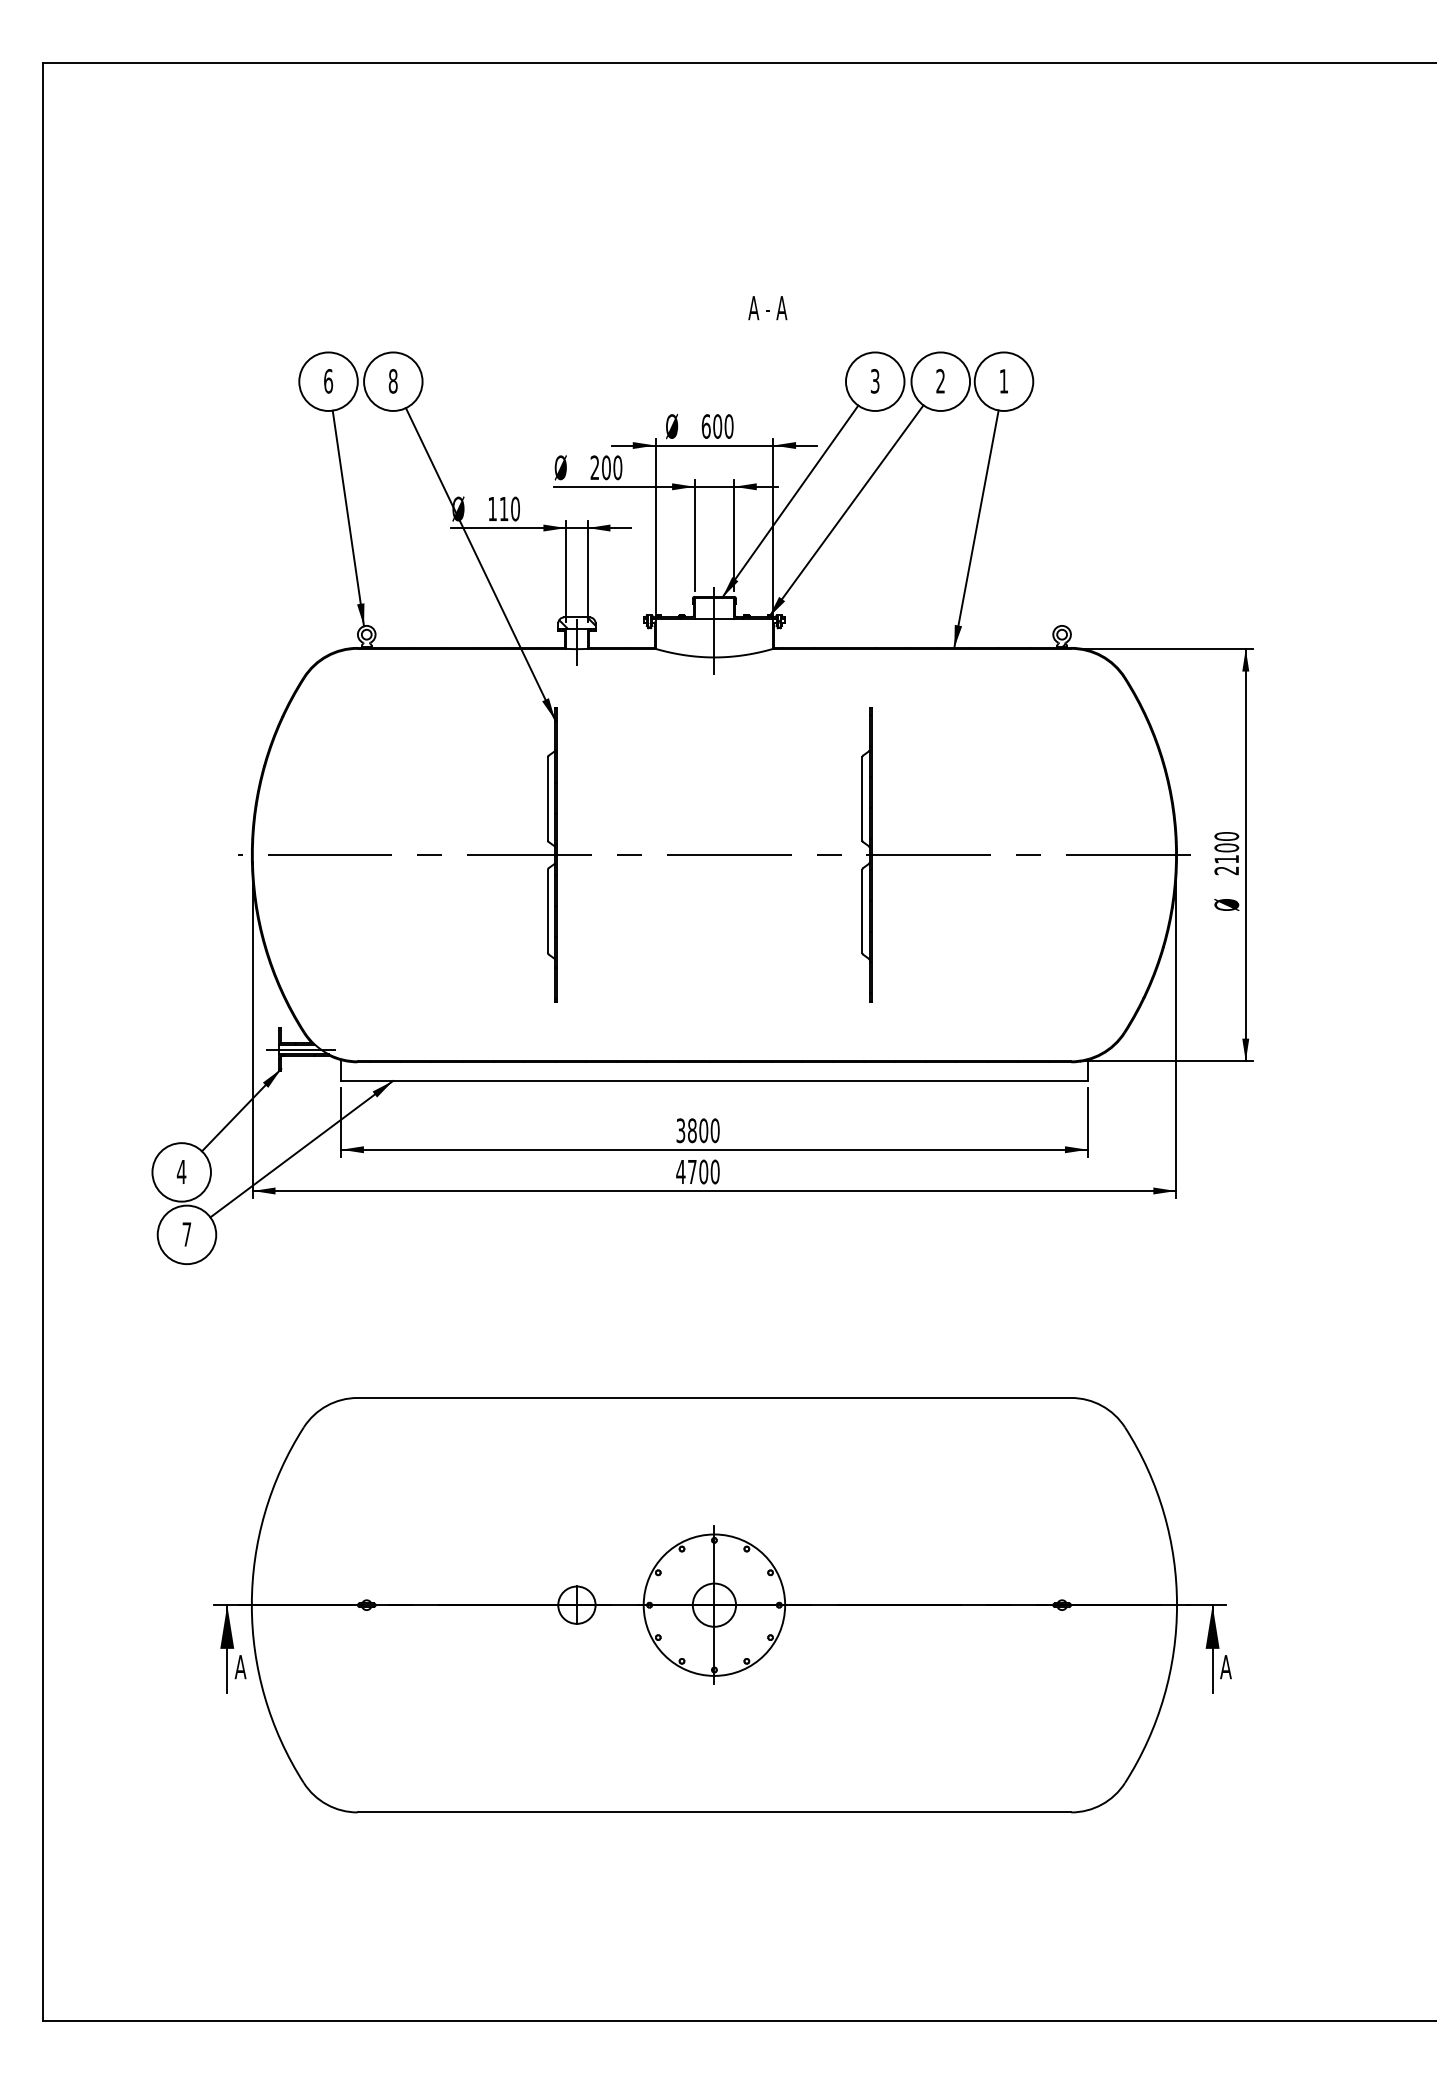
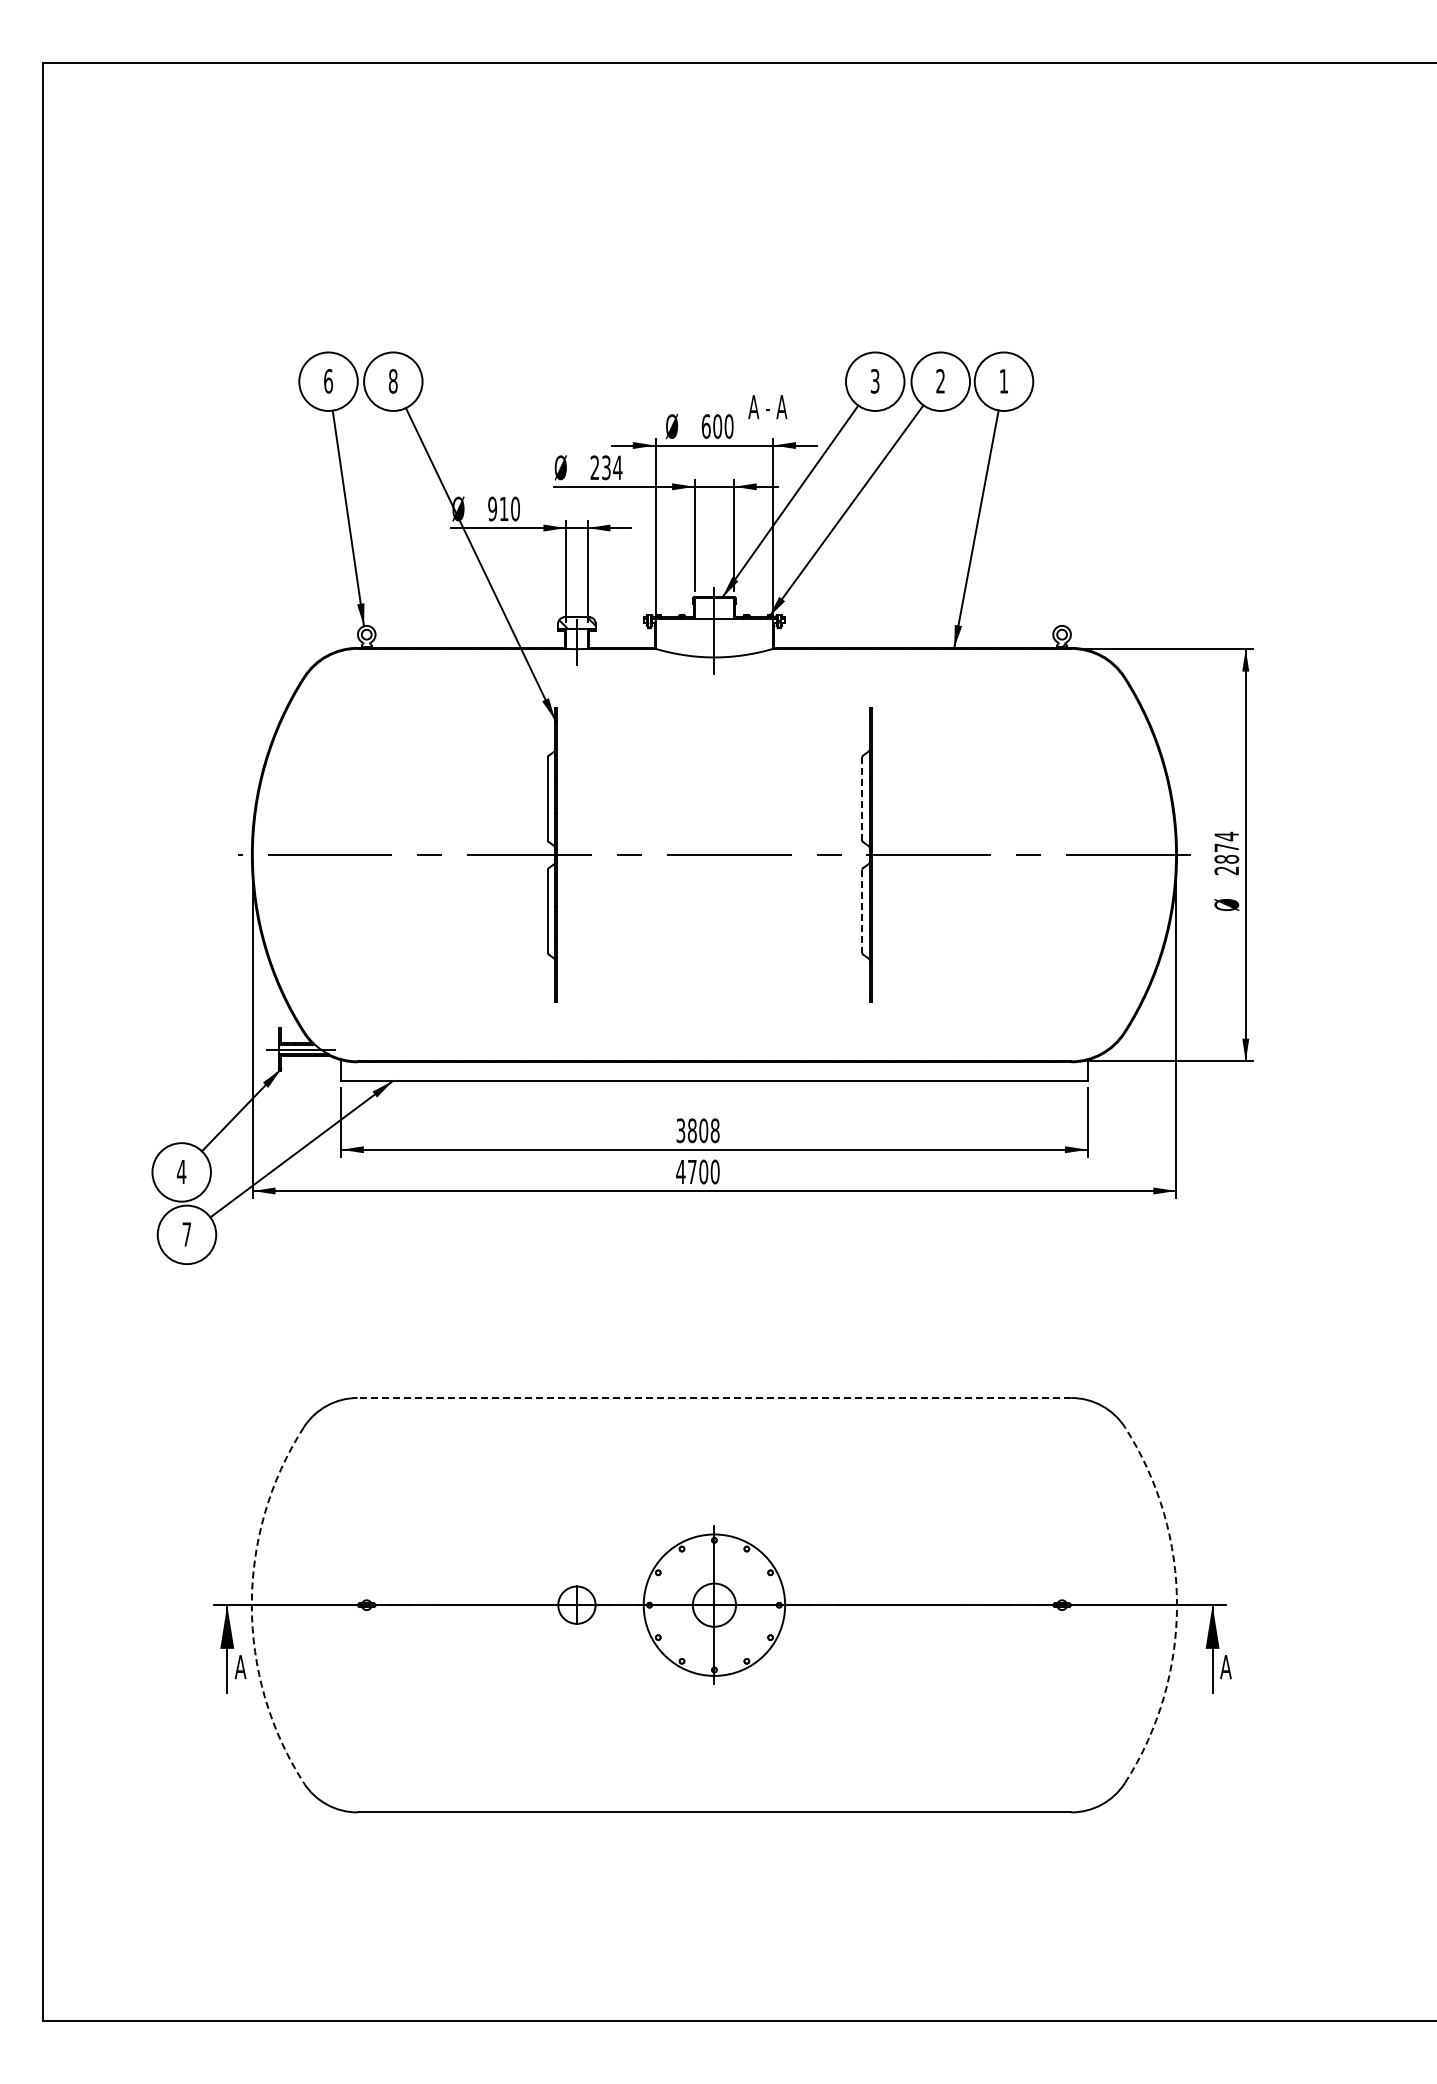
text position: (767, 308) -> (767, 407) (767, 407)
text: 200 -> 234 (612, 467)
text: 110 -> 910 (492, 508)
line: solid -> dashed (862, 798)
text: 2100 -> 2874 (1226, 847)
line: solid -> dashed (862, 911)
text: 3800 -> 3808 (714, 1130)
line: solid -> dashed (714, 1397)
arc: solid -> dashed (251, 1605)
arc: solid -> dashed (1177, 1605)
